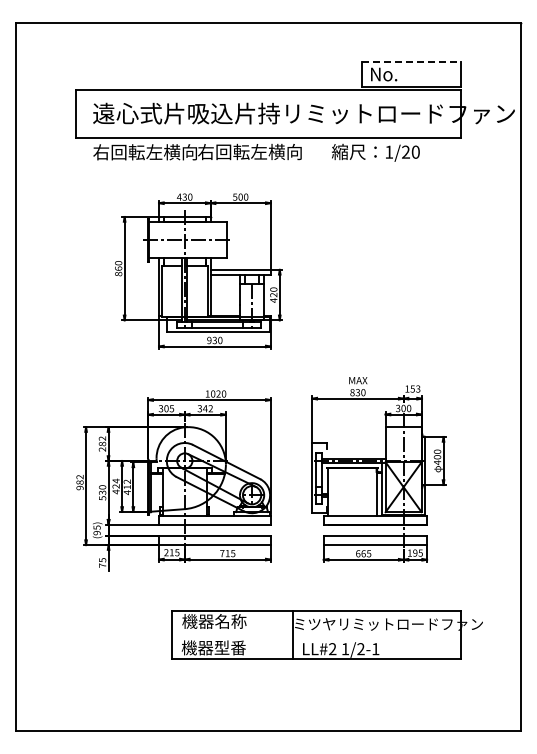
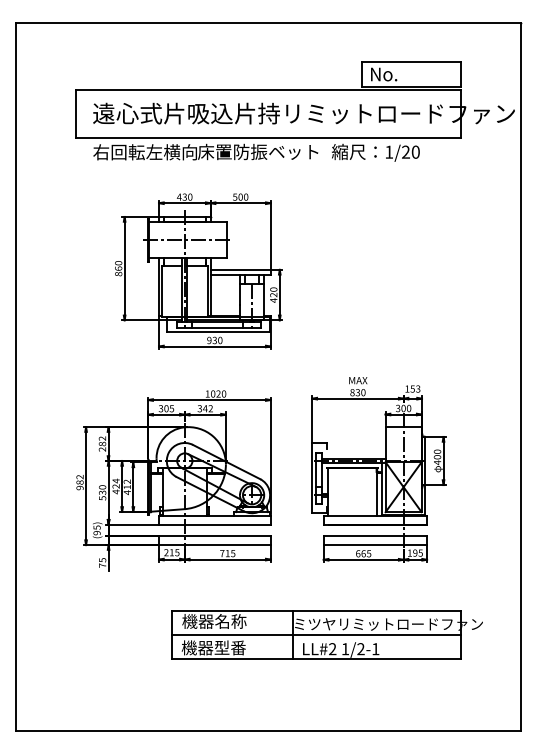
line: dashed -> solid (412, 61)
text: 右回転左横向 -> 床置防振ベット (258, 151)
line: none -> present (316, 635)
